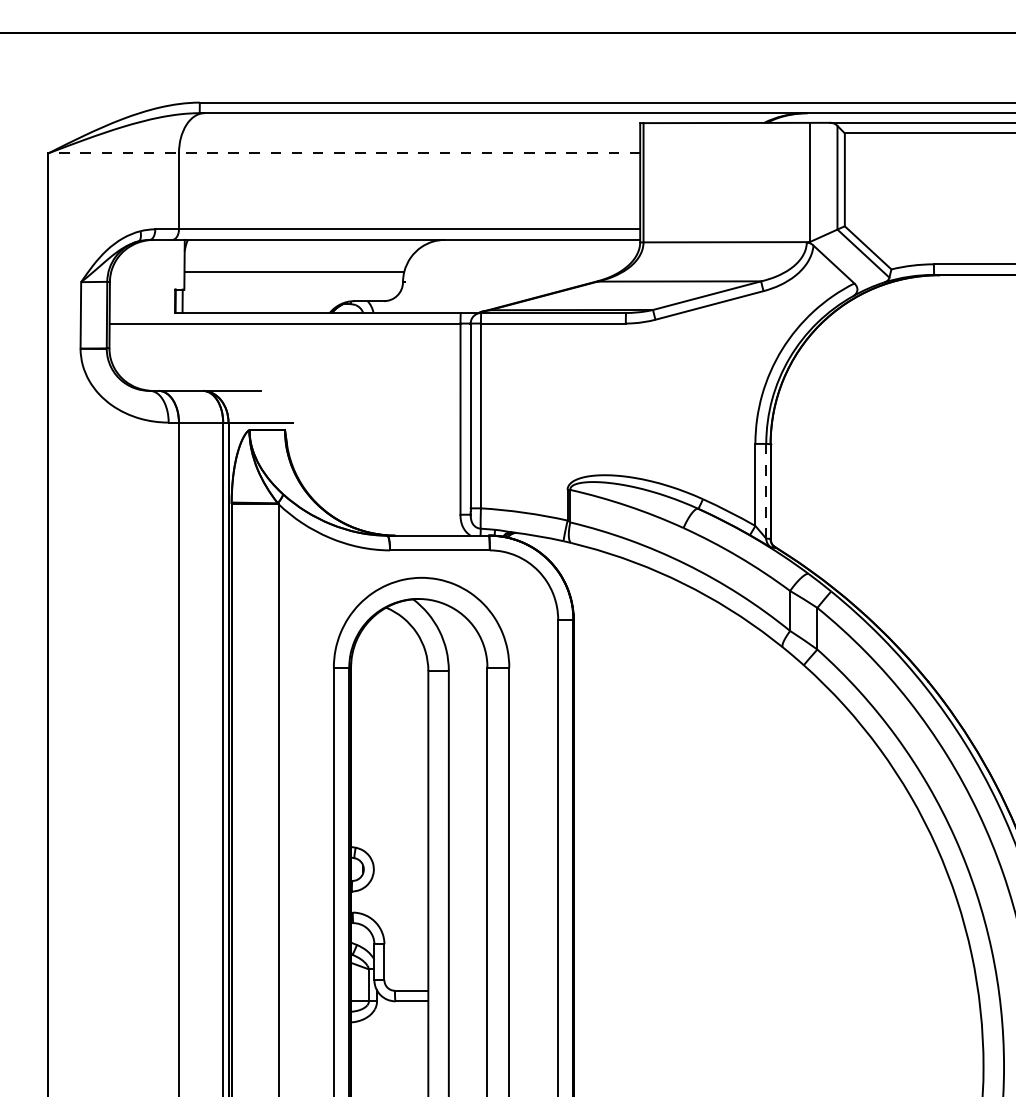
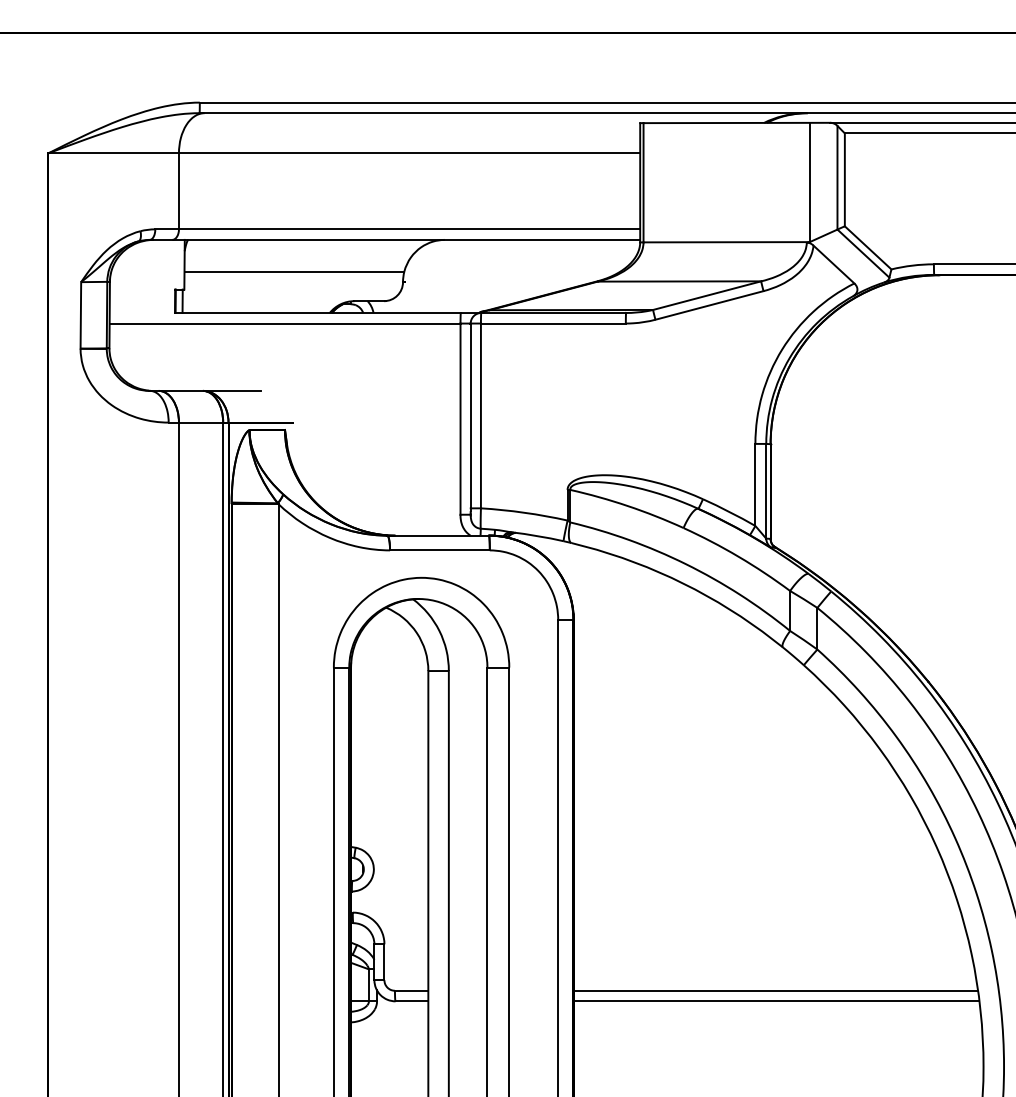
line: dashed -> solid (344, 153)
line: dashed -> solid (766, 491)
line: none -> present (775, 990)
line: none -> present (776, 1001)
